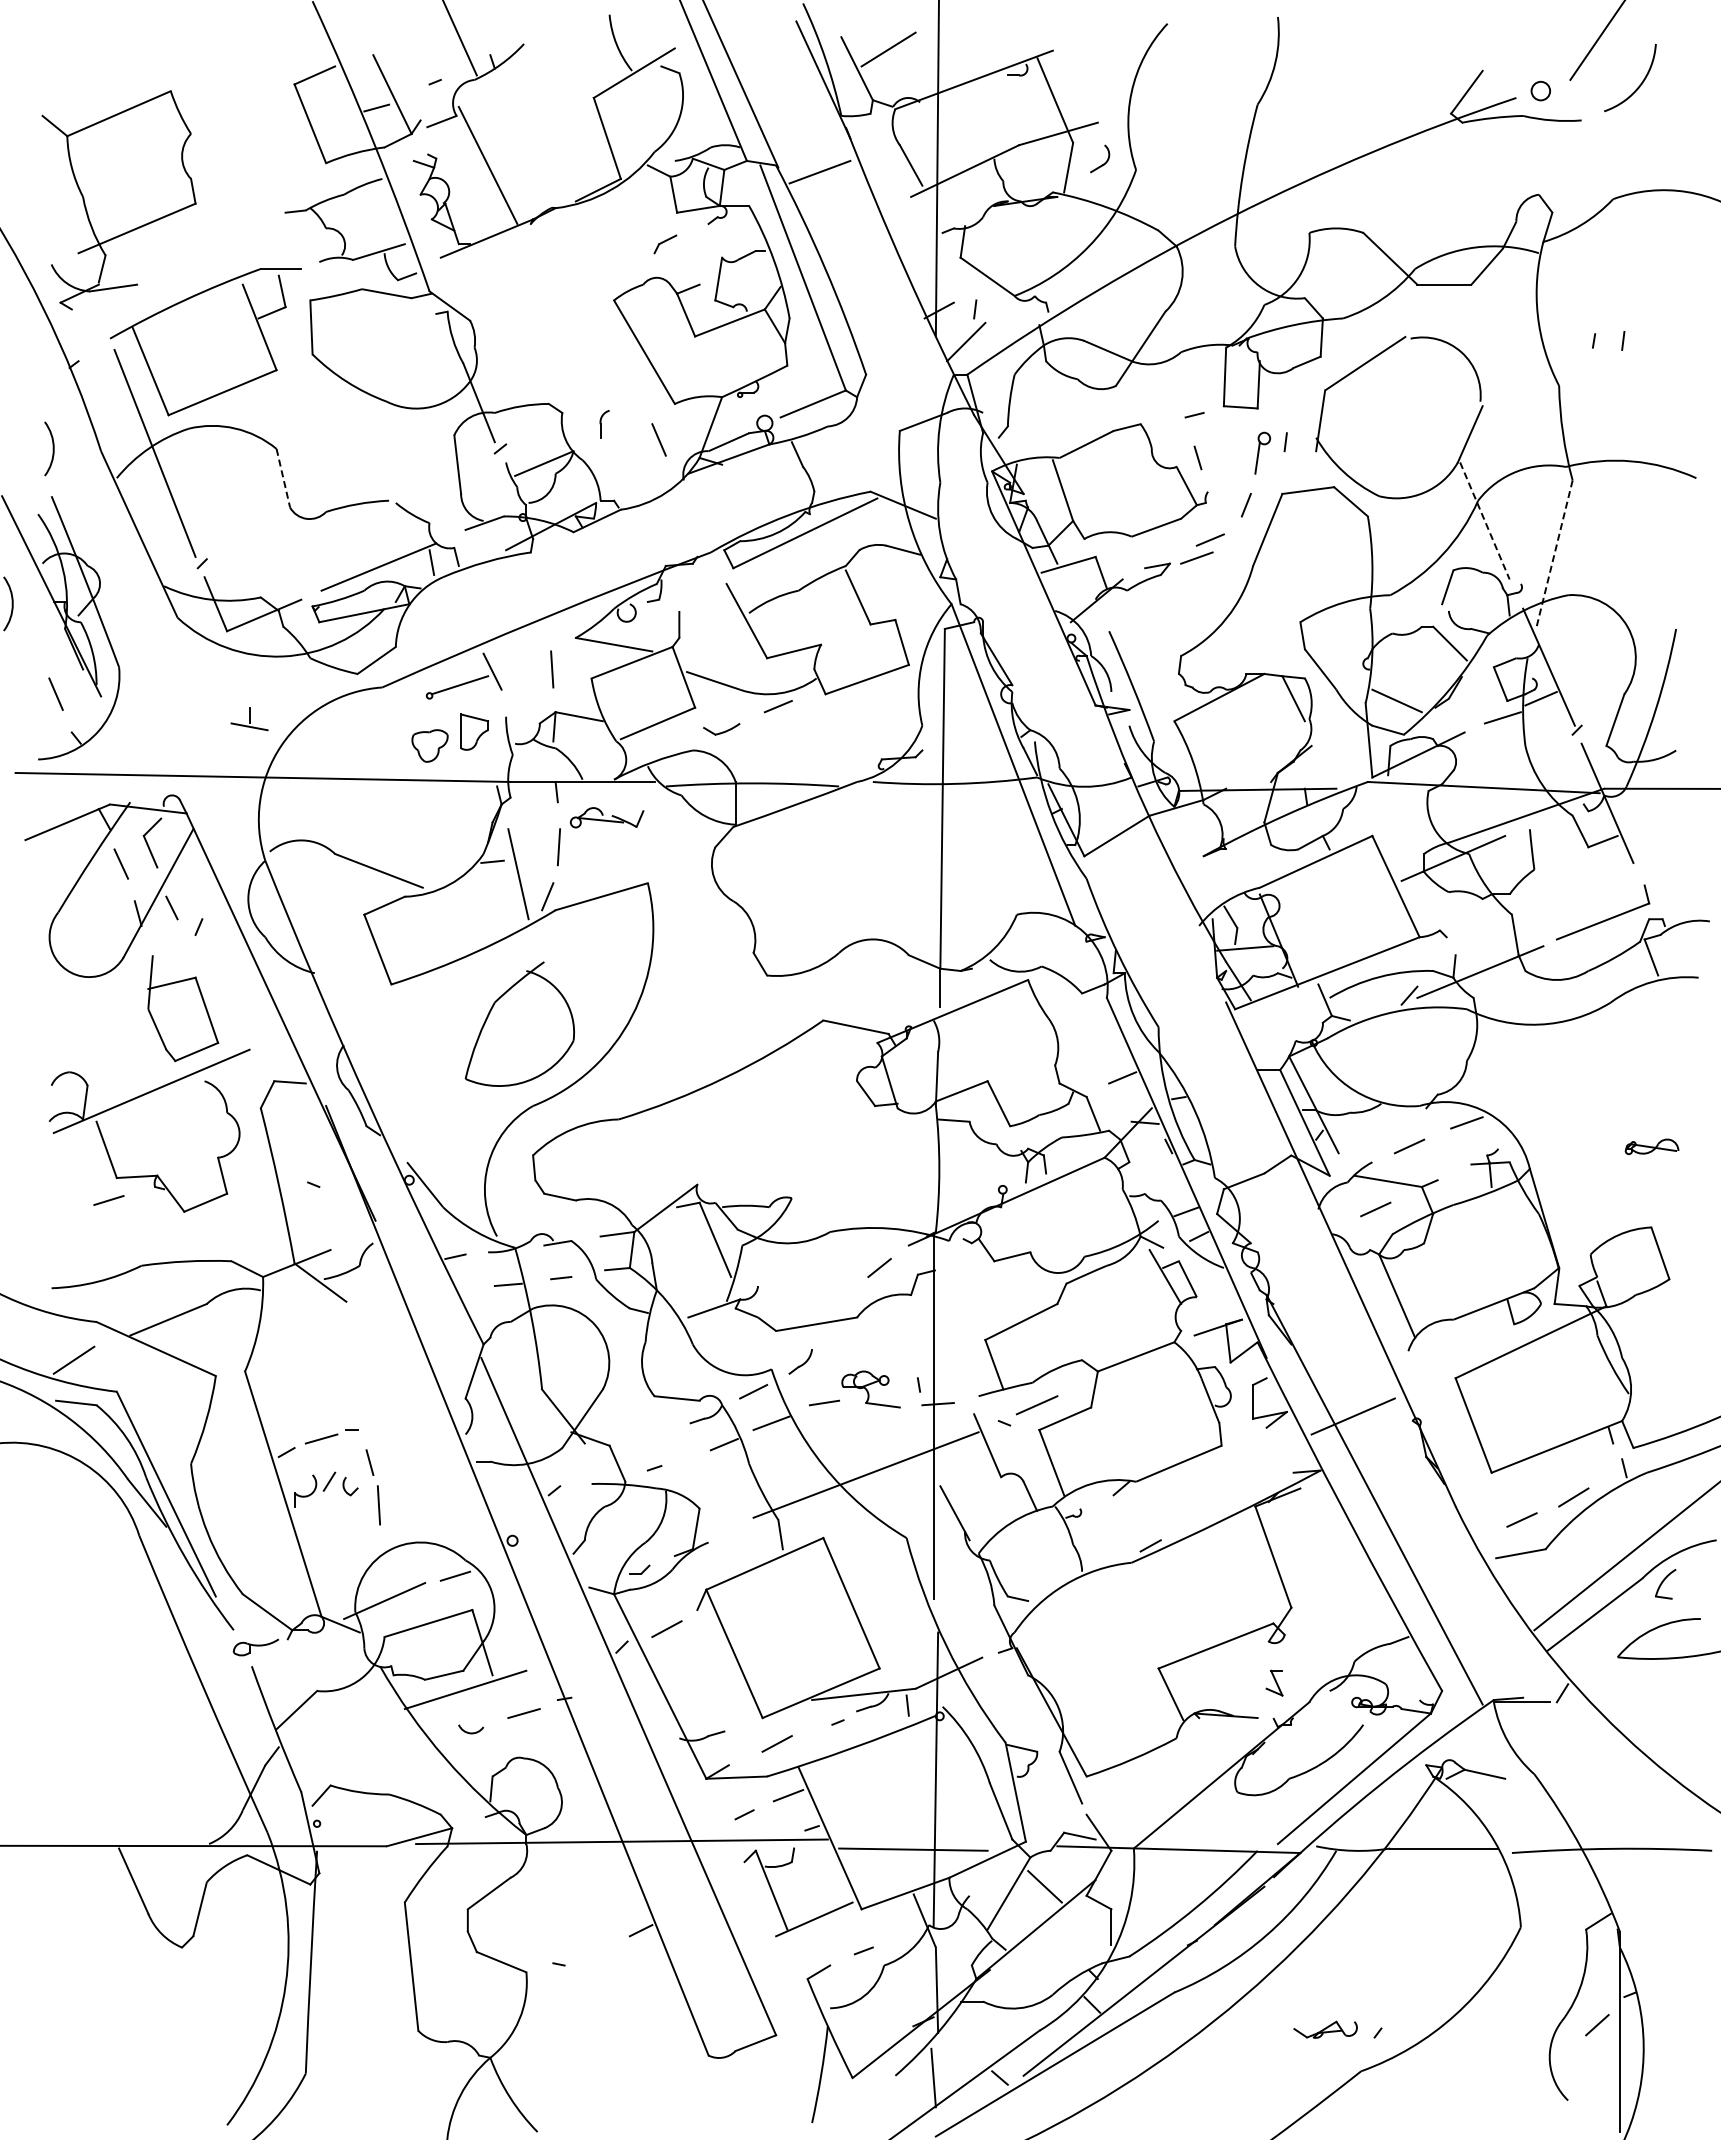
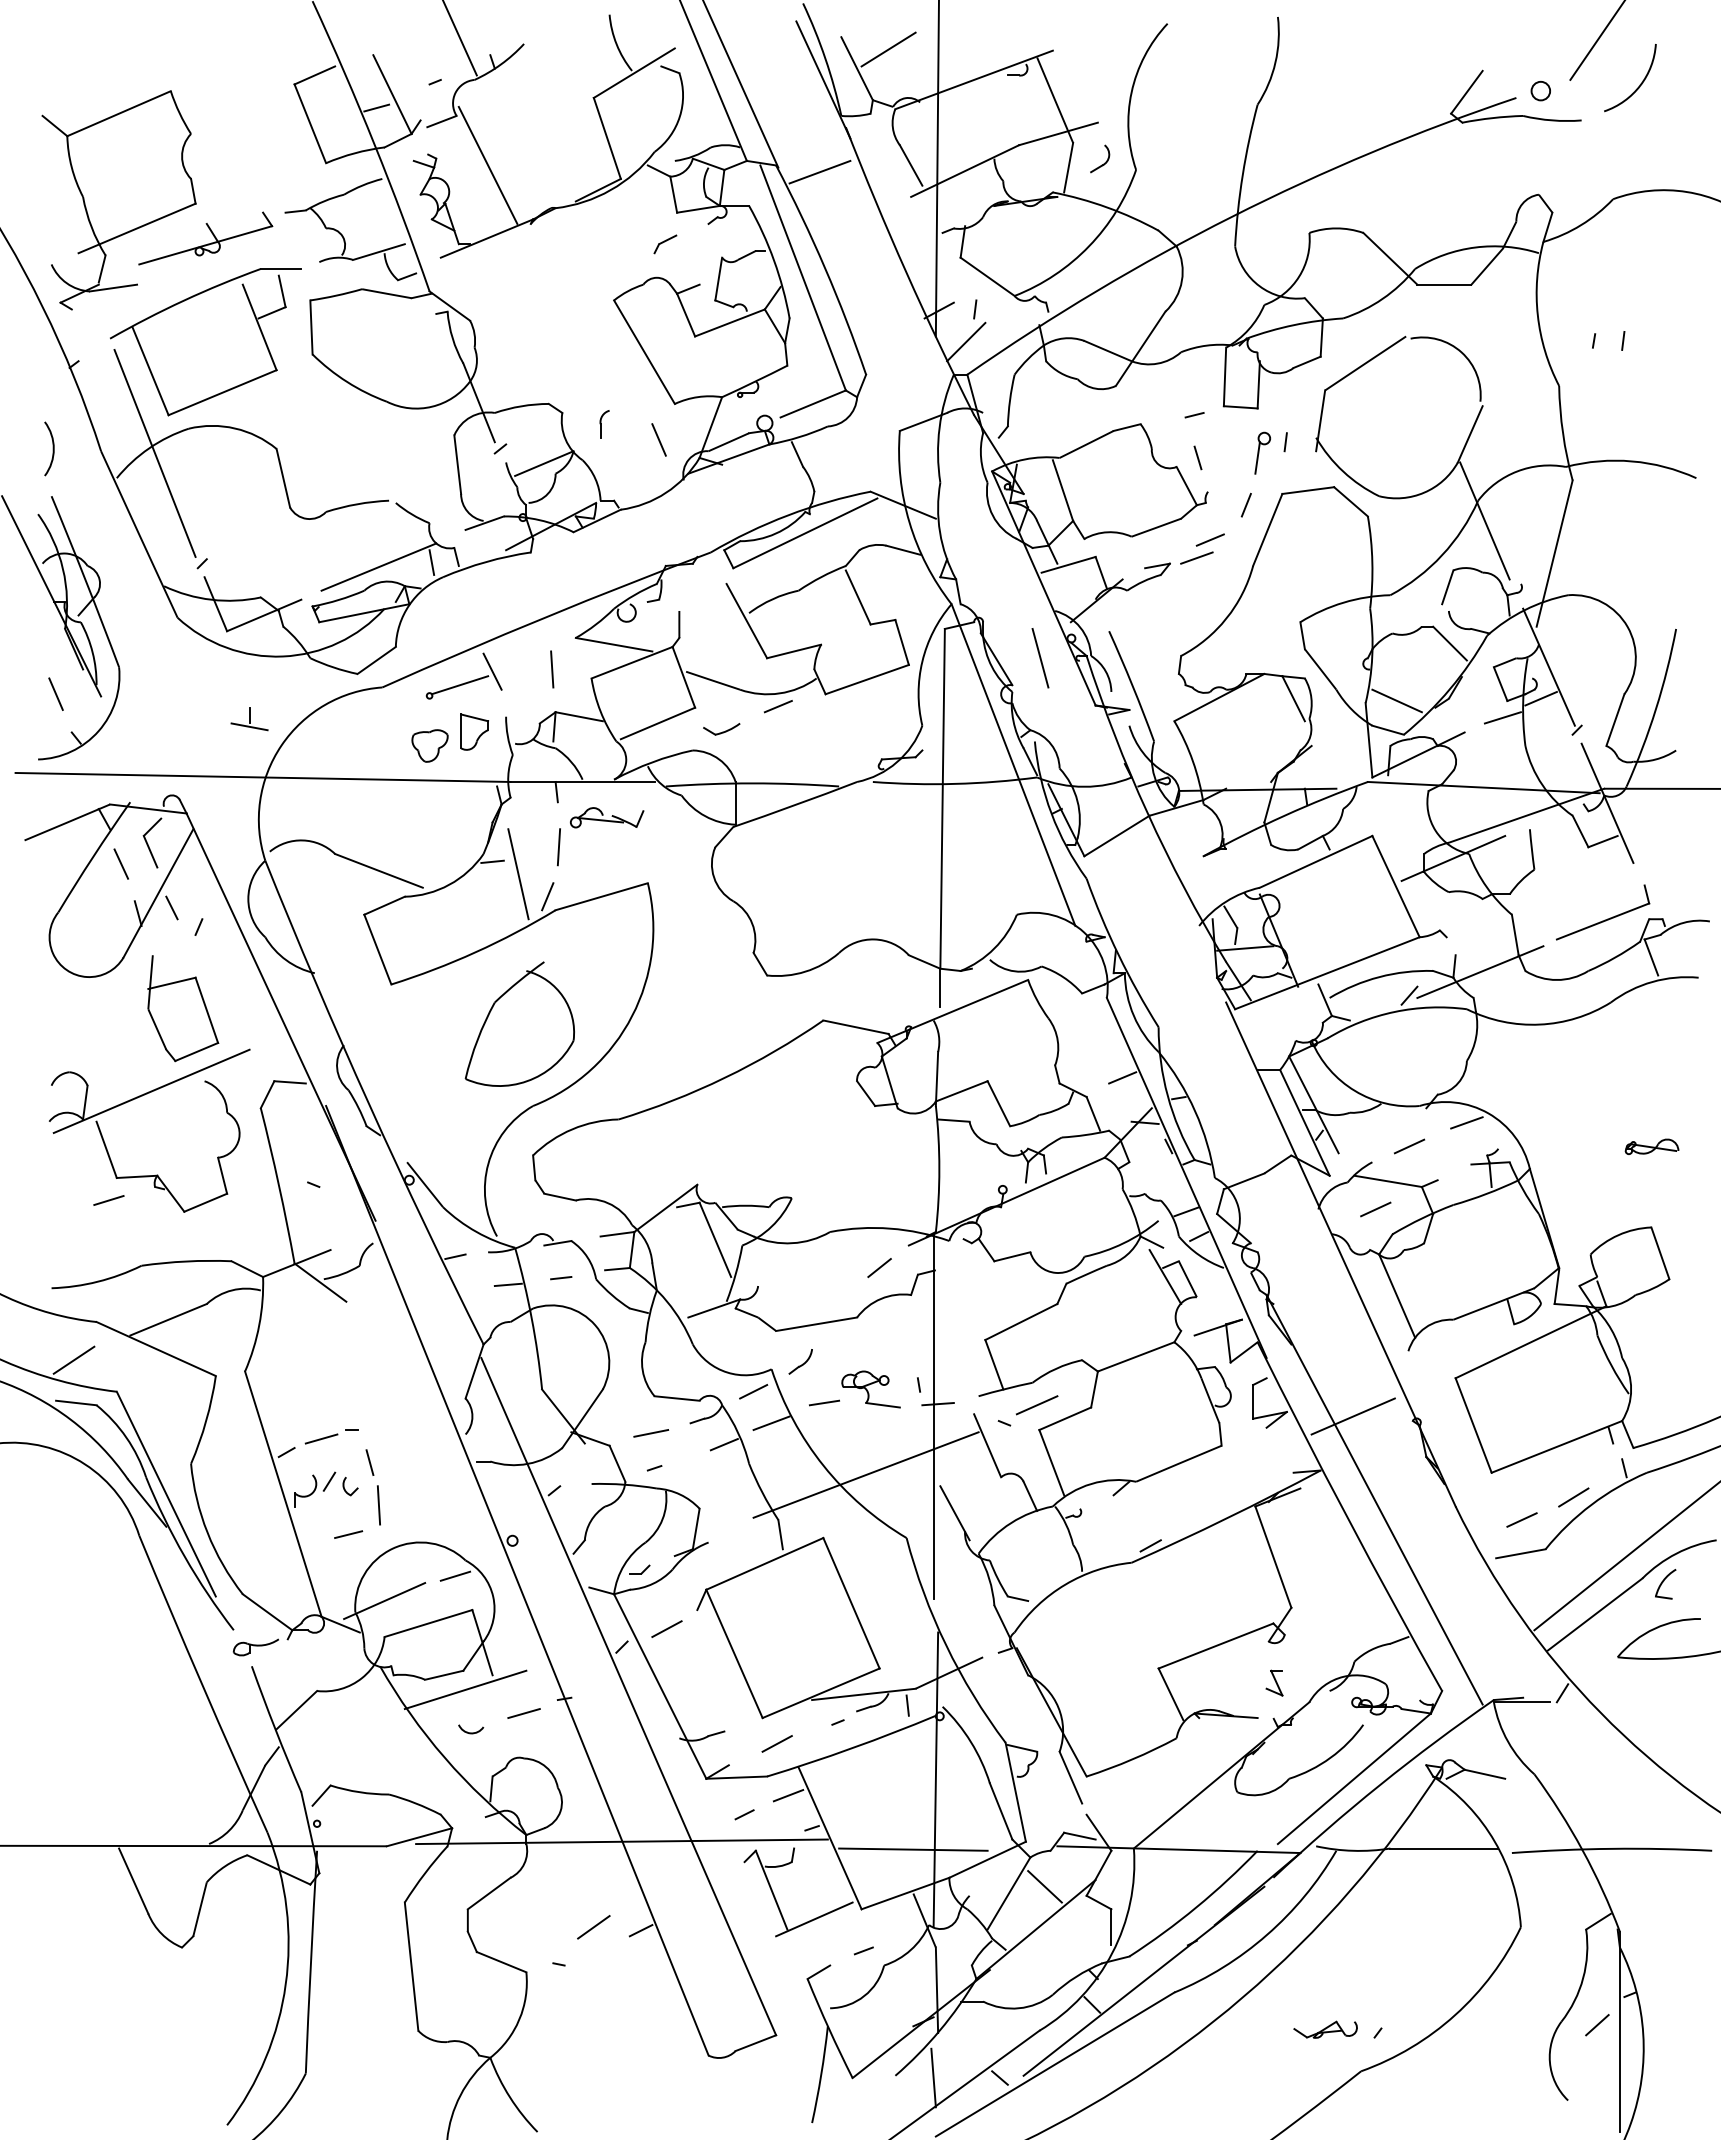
part: none -> present (205, 238)
line: dashed -> solid (283, 478)
line: dashed -> solid (1484, 520)
line: dashed -> solid (1554, 554)
arc: present -> none (11, 603)
line: none -> present (1040, 657)
line: none -> present (651, 1433)
line: none -> present (348, 1534)
line: none -> present (593, 1927)
